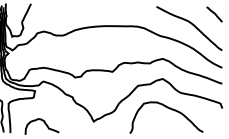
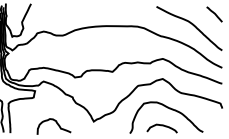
curve position: (45, 125) -> (57, 125) (57, 125)
curve: none -> present (161, 126)
